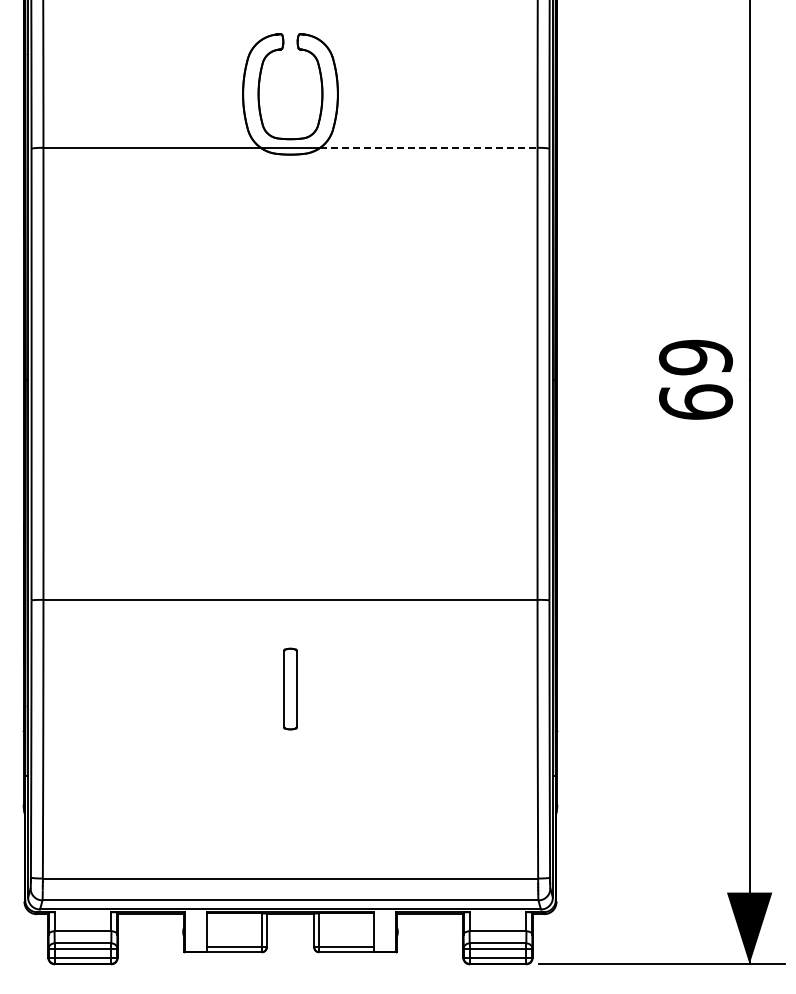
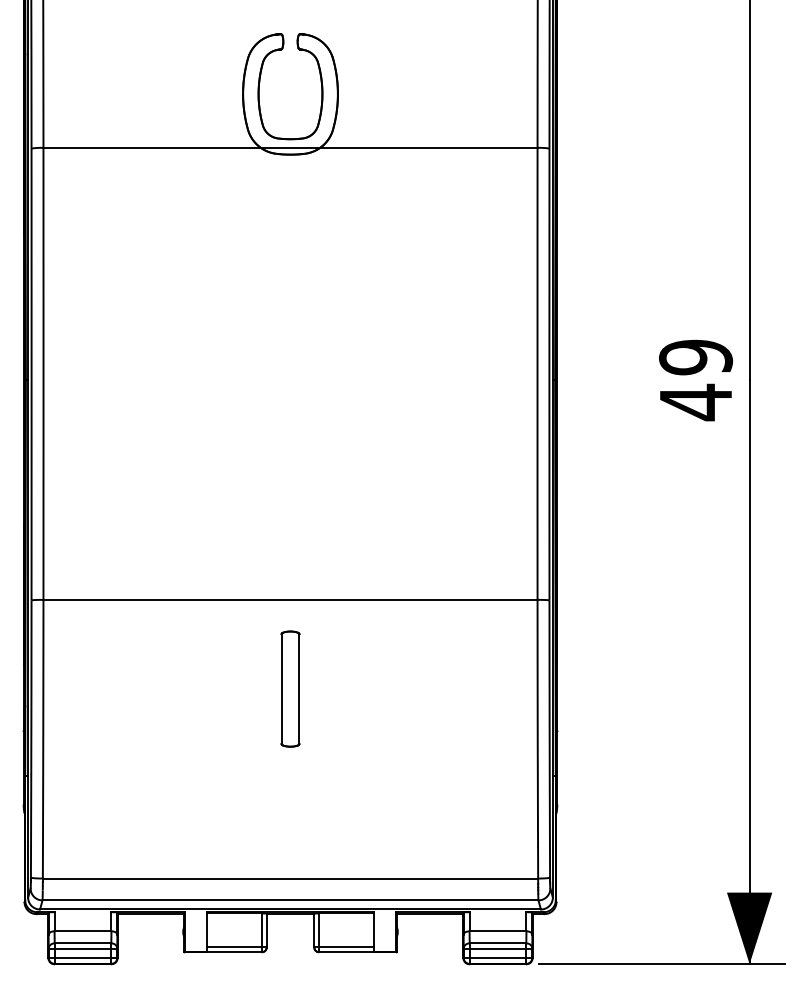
line: dashed -> solid (428, 147)
text: 69 -> 49 (696, 402)
part size: 15x84 px -> 21x118 px (290, 688)
